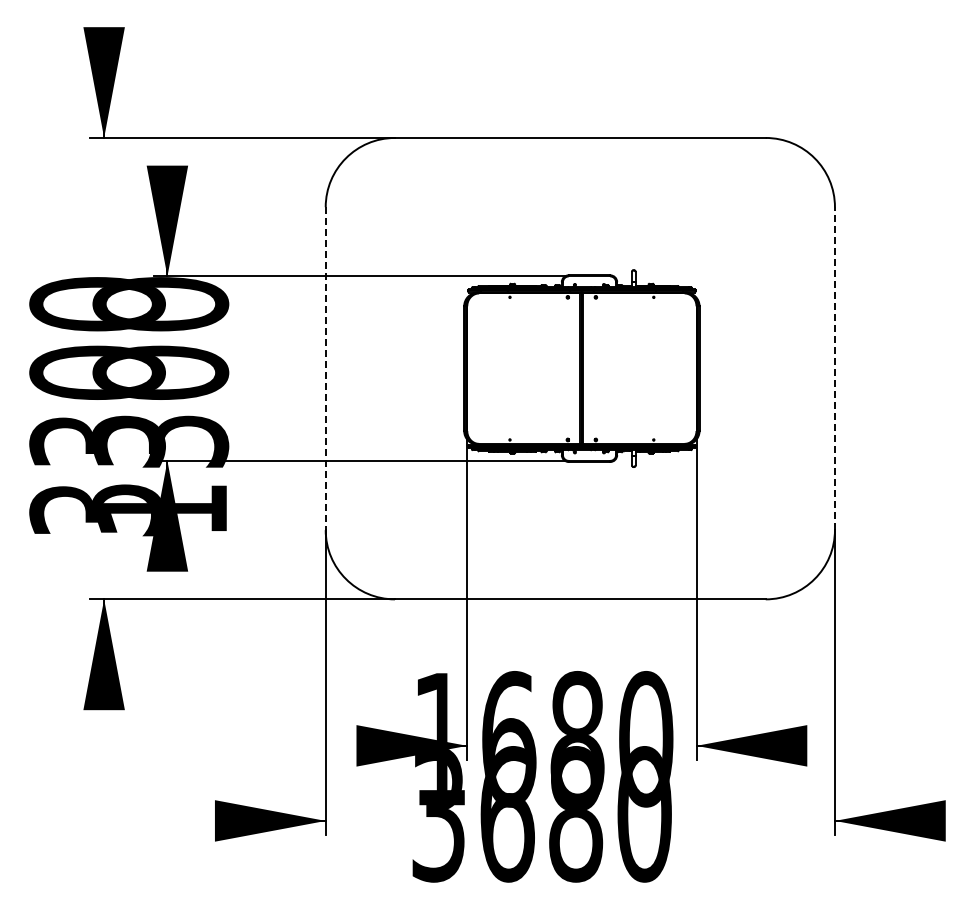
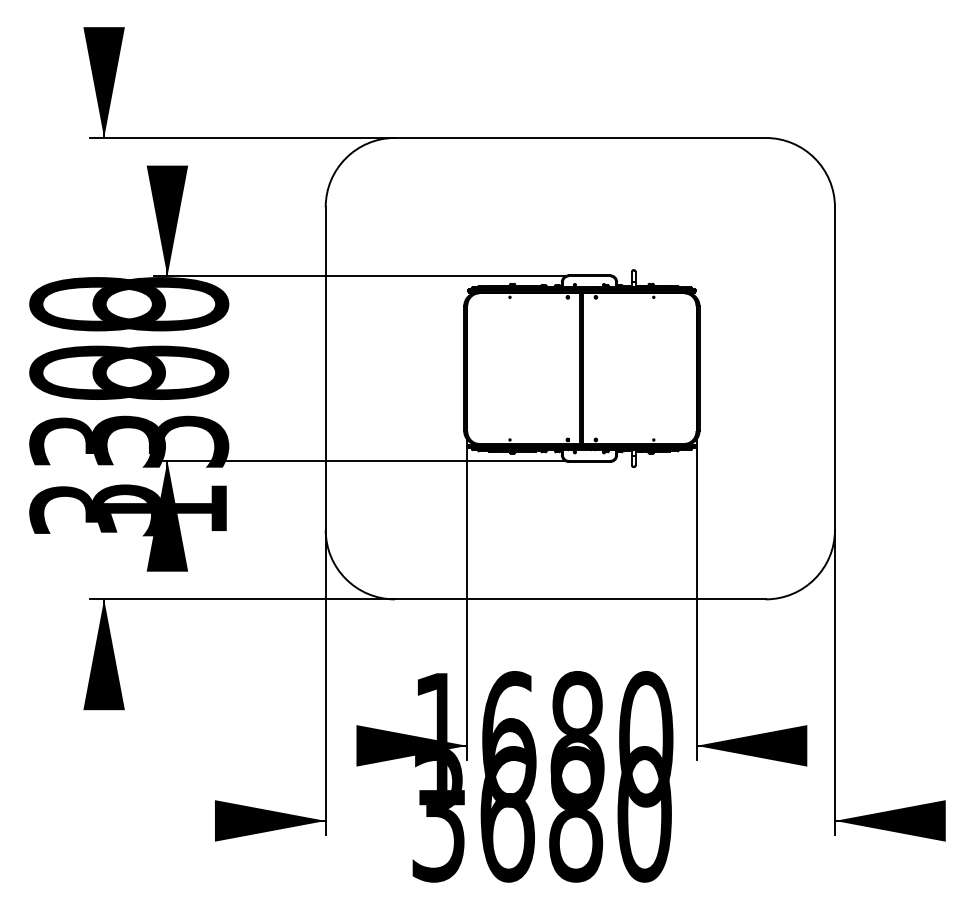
line: dashed -> solid (834, 368)
line: dashed -> solid (325, 369)
